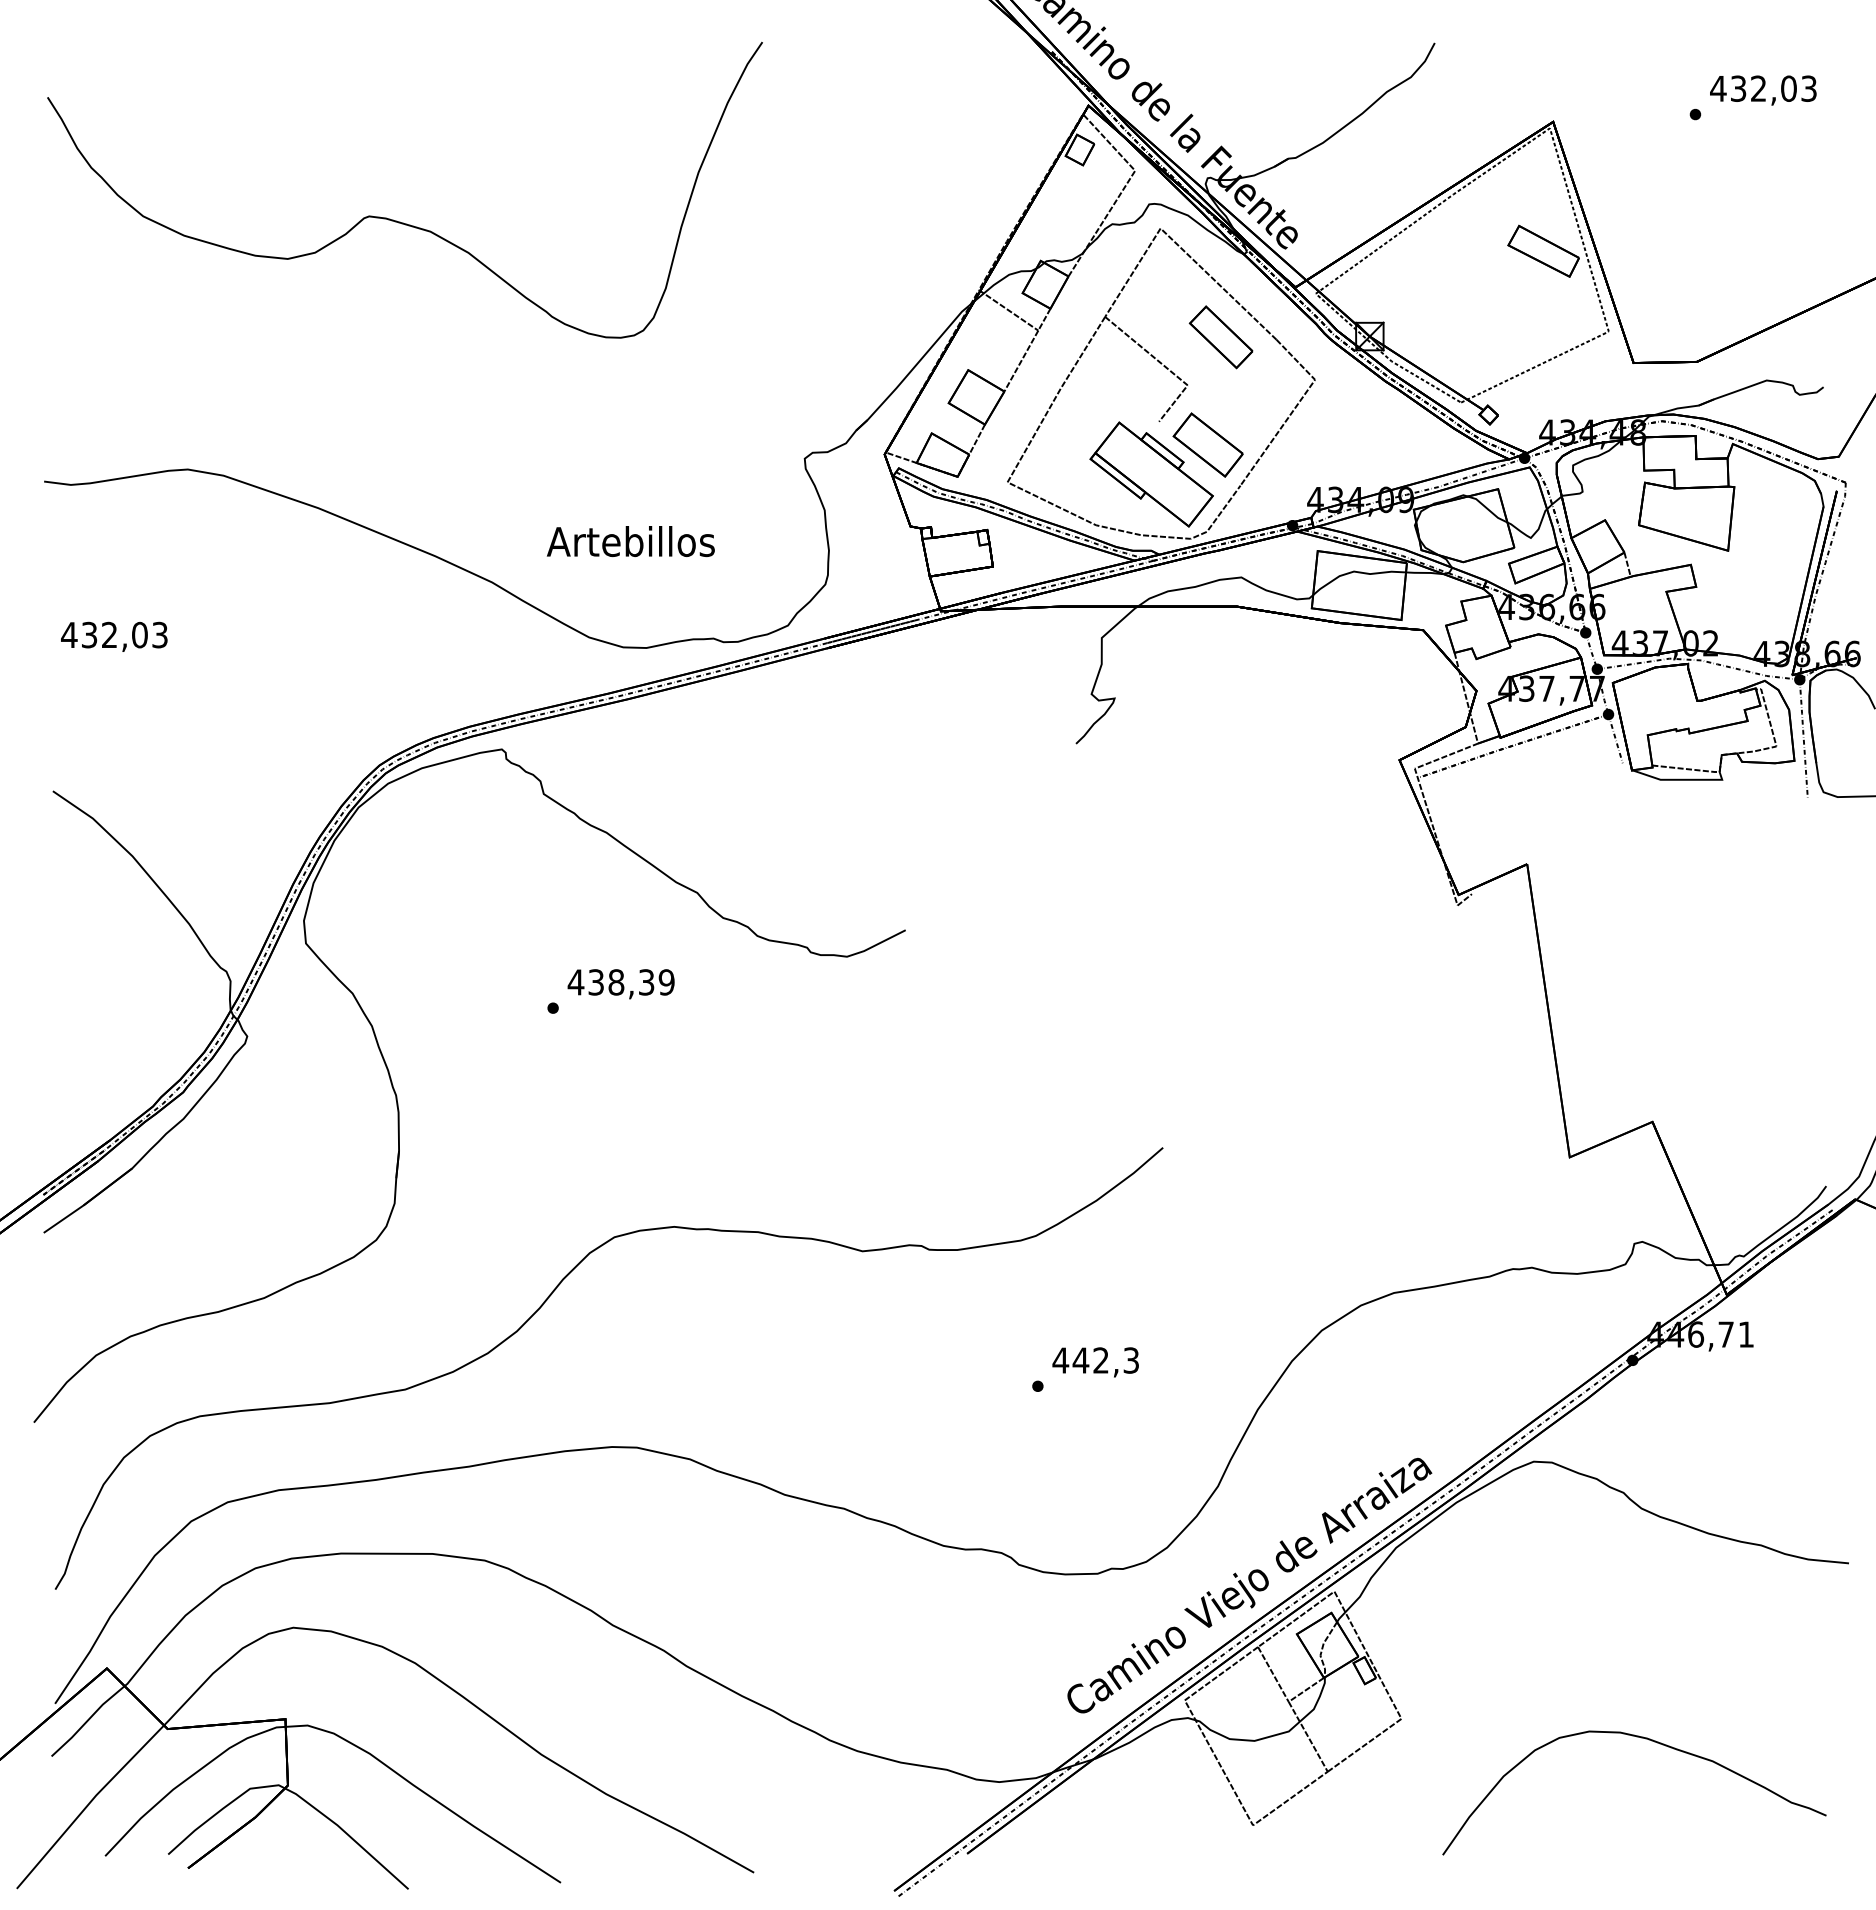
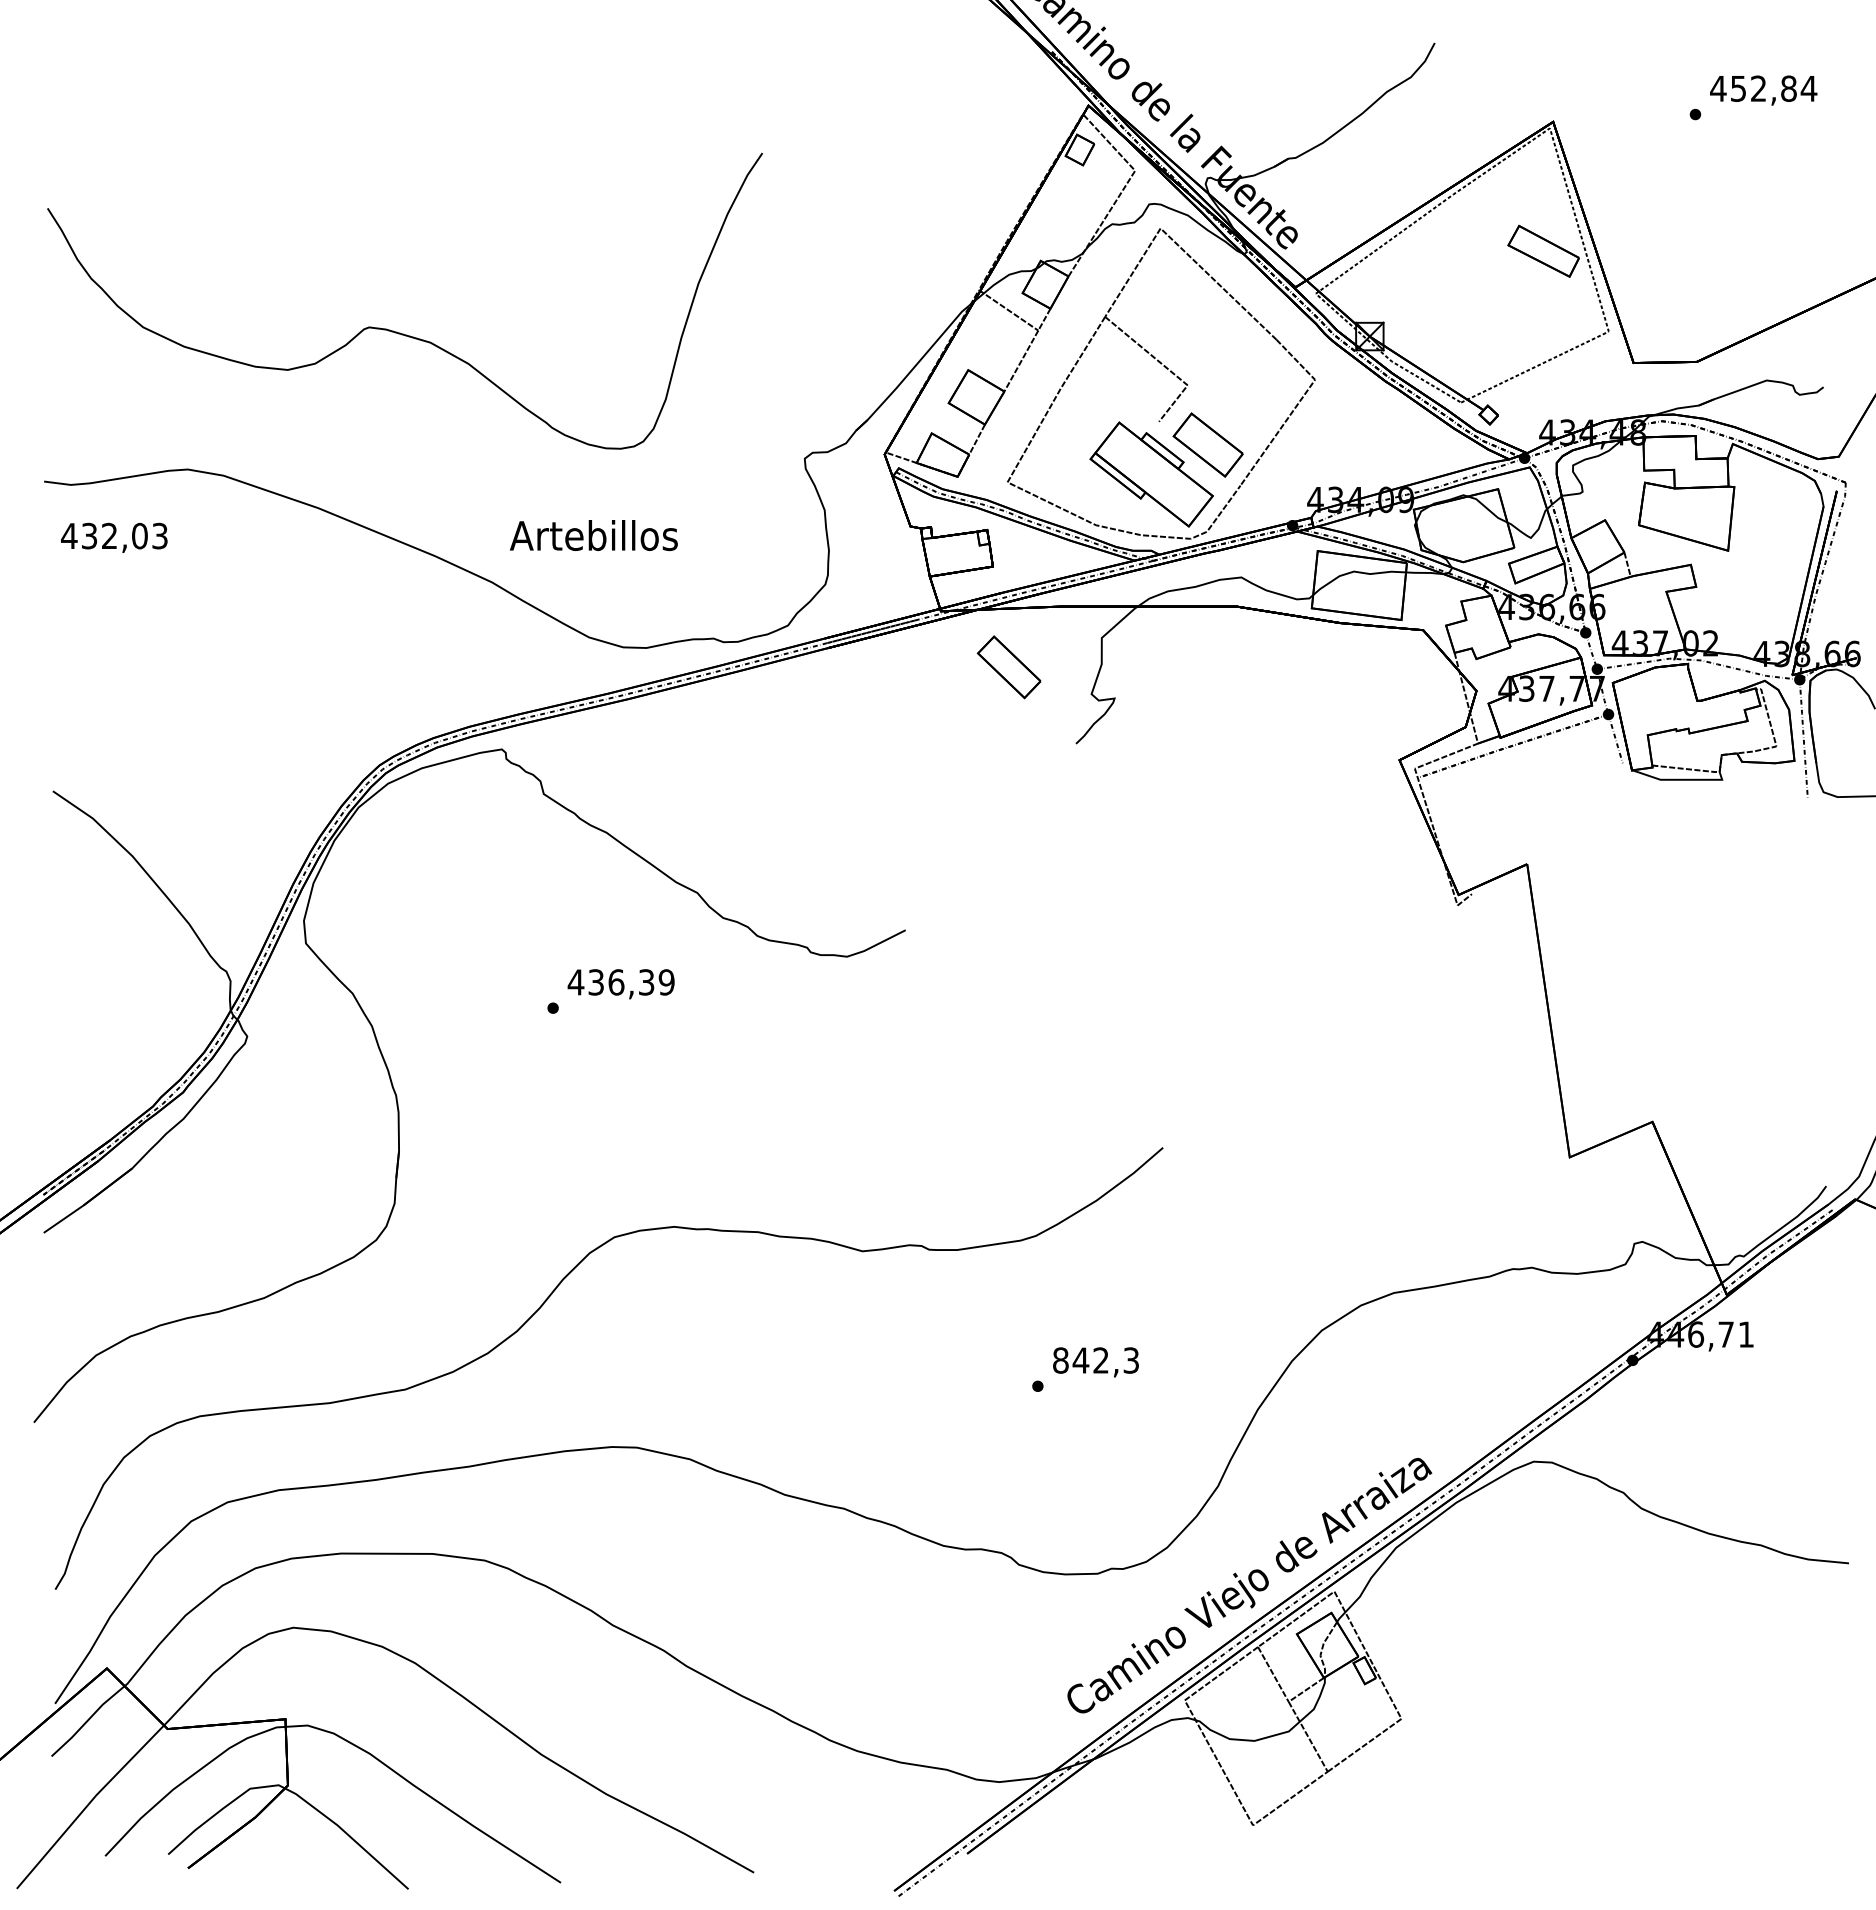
text: 432,03 -> 452,84 (1774, 88)
curve position: (393, 219) -> (393, 330) (393, 330)
part position: (1220, 337) -> (1008, 667) (1008, 667)
text position: (630, 541) -> (593, 535) (593, 535)
text position: (114, 636) -> (114, 537) (114, 537)
text: 438,39 -> 436,39 (616, 982)
text: 442,3 -> 842,3 (1060, 1360)
curve: present -> none (1651, 1741)
